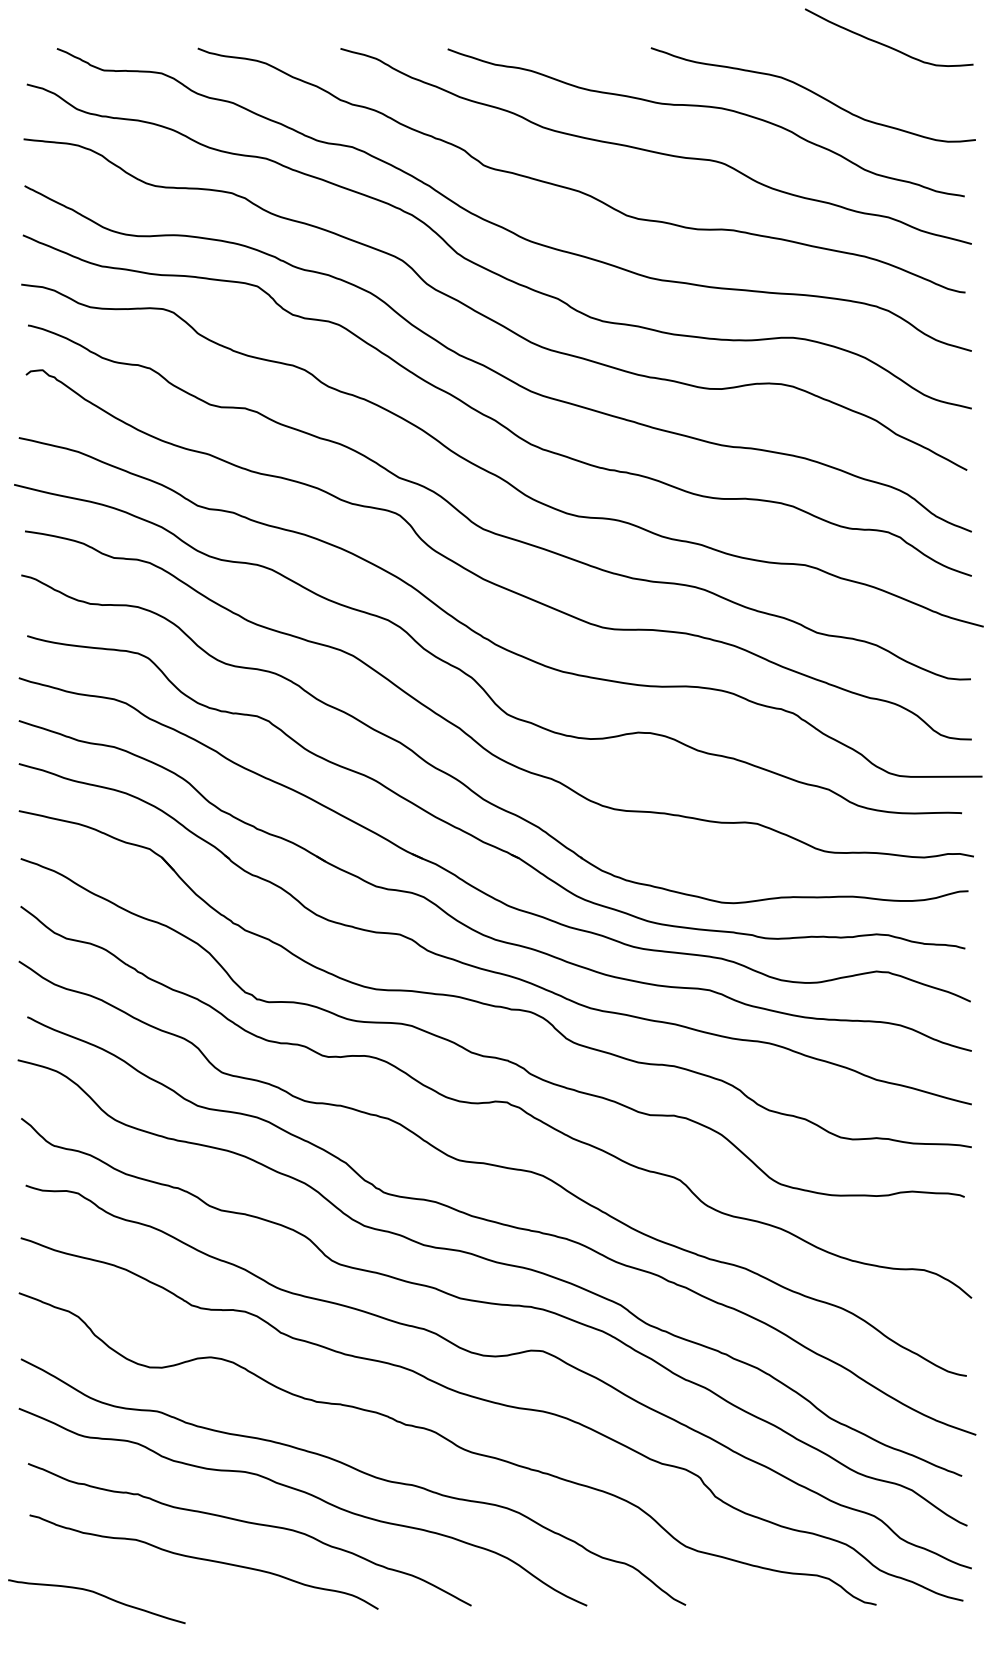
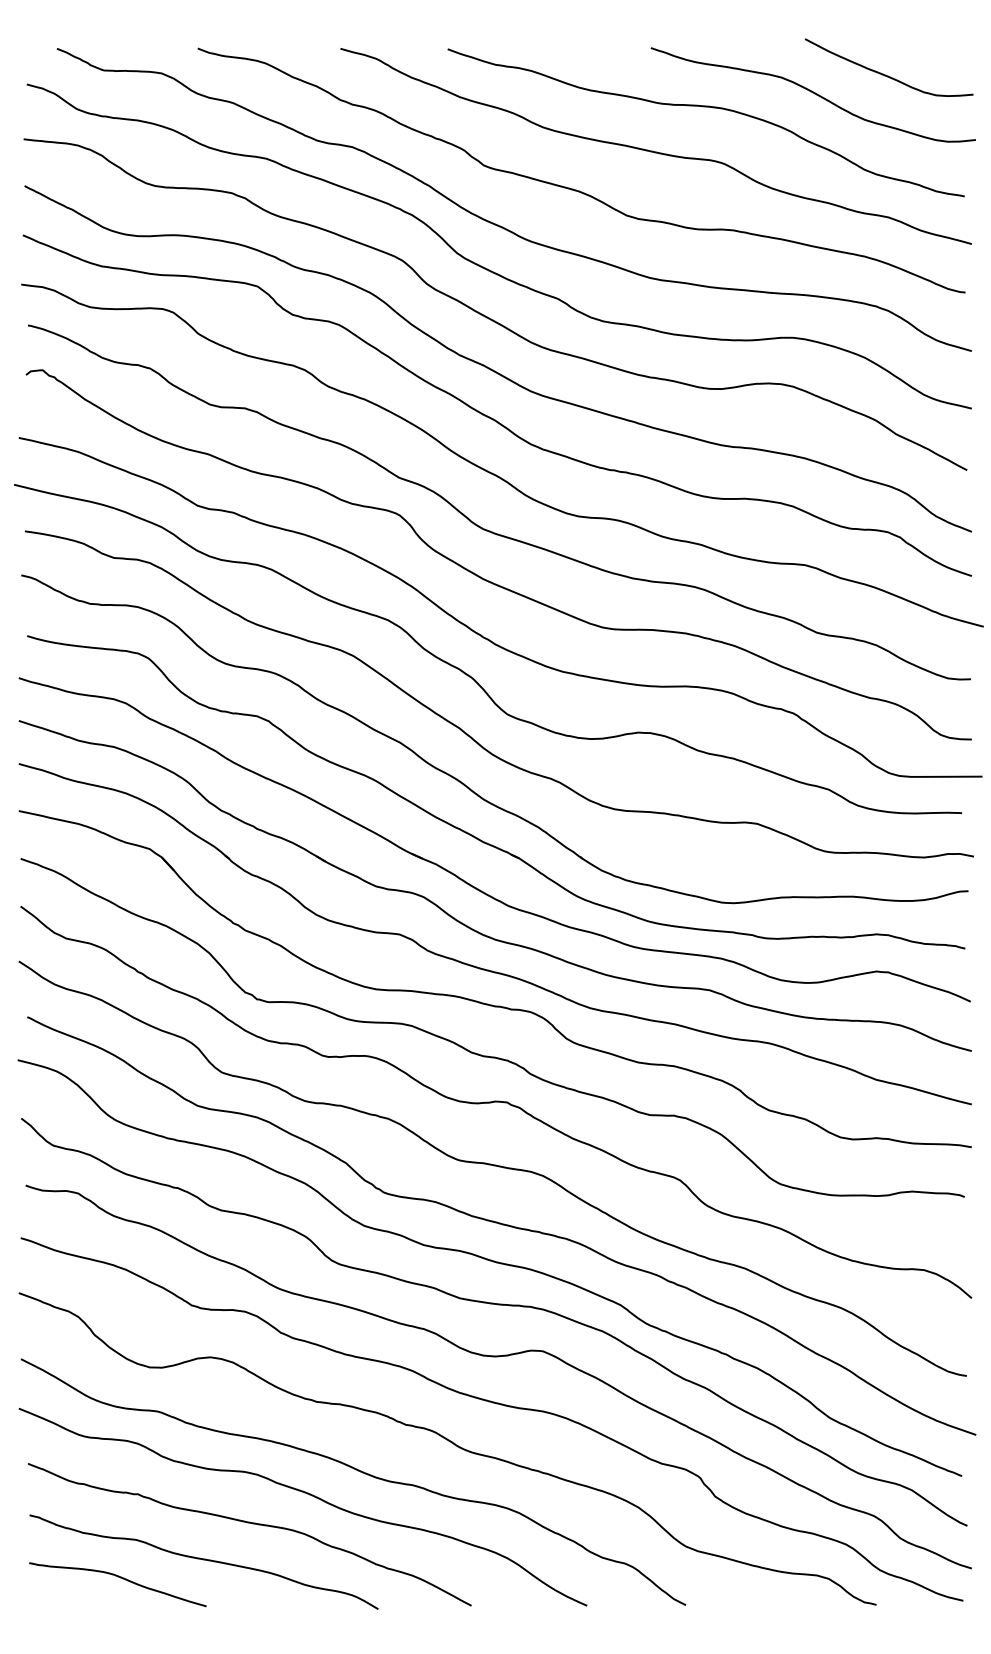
curve position: (885, 44) -> (885, 74) (885, 74)
curve position: (99, 1595) -> (120, 1578) (120, 1578)
